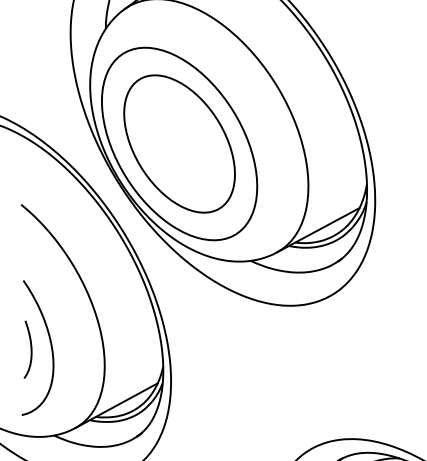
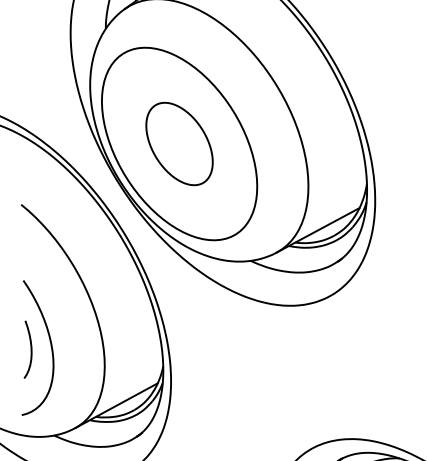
part size: 113x140 px -> 69x86 px (179, 143)
